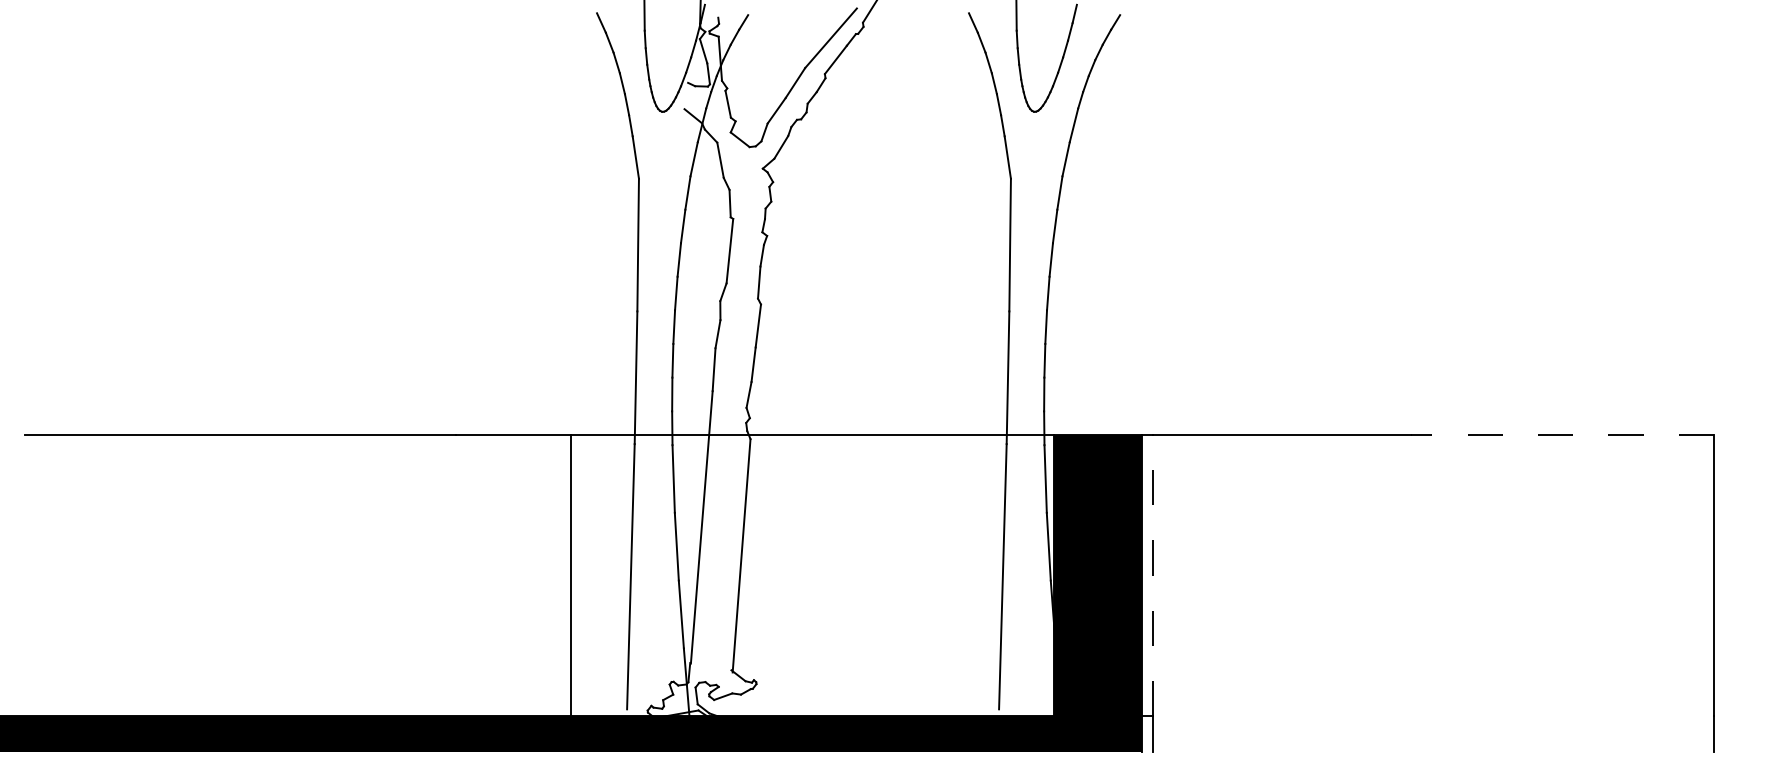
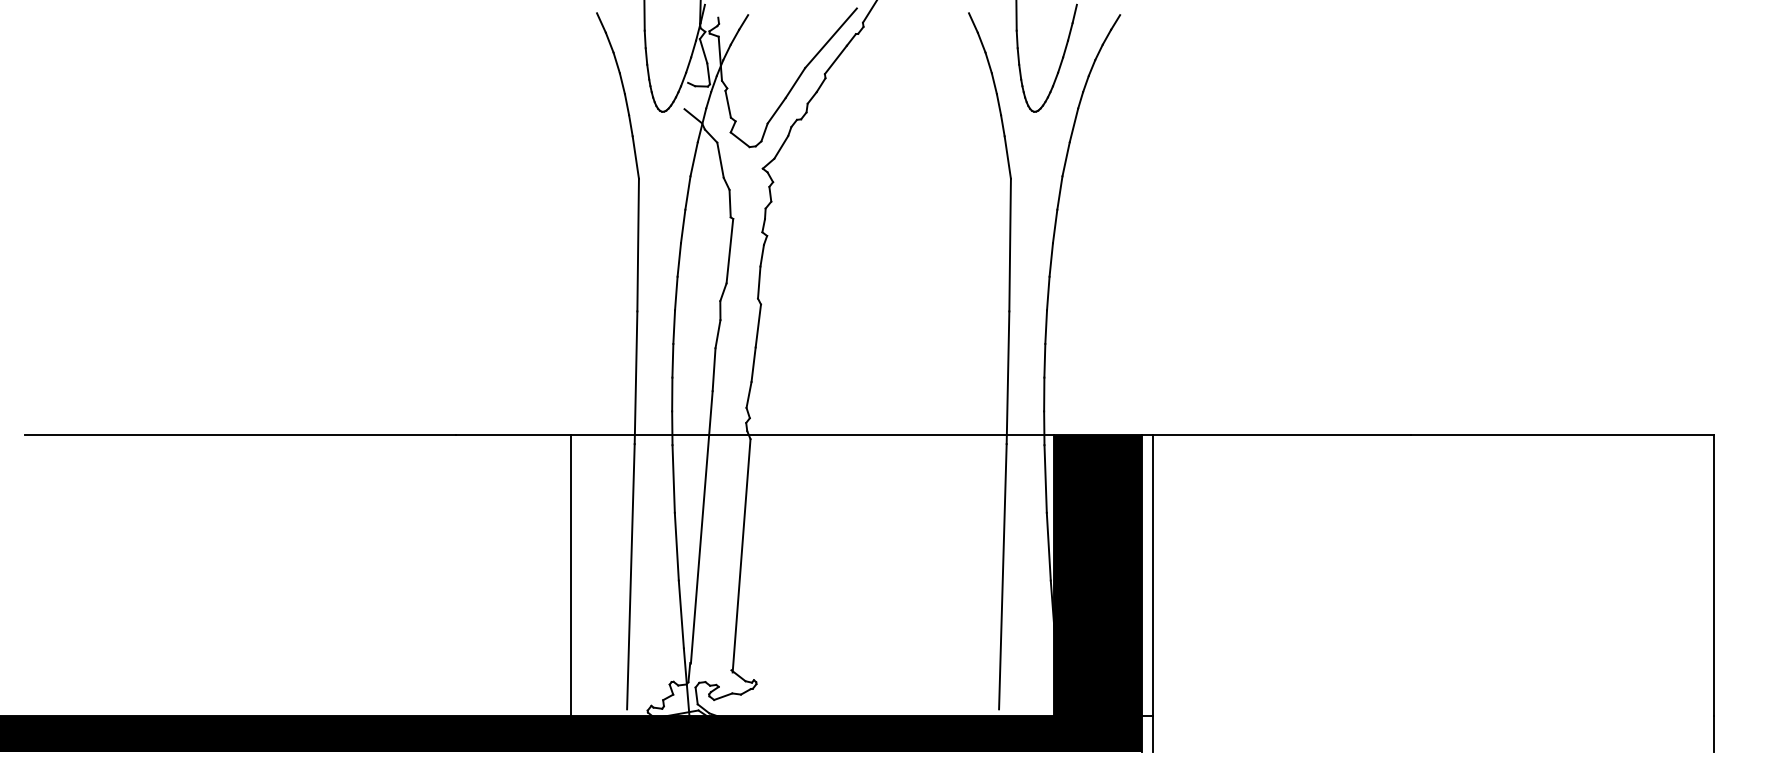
line: dashed -> solid (1562, 434)
line: dashed -> solid (1153, 575)
